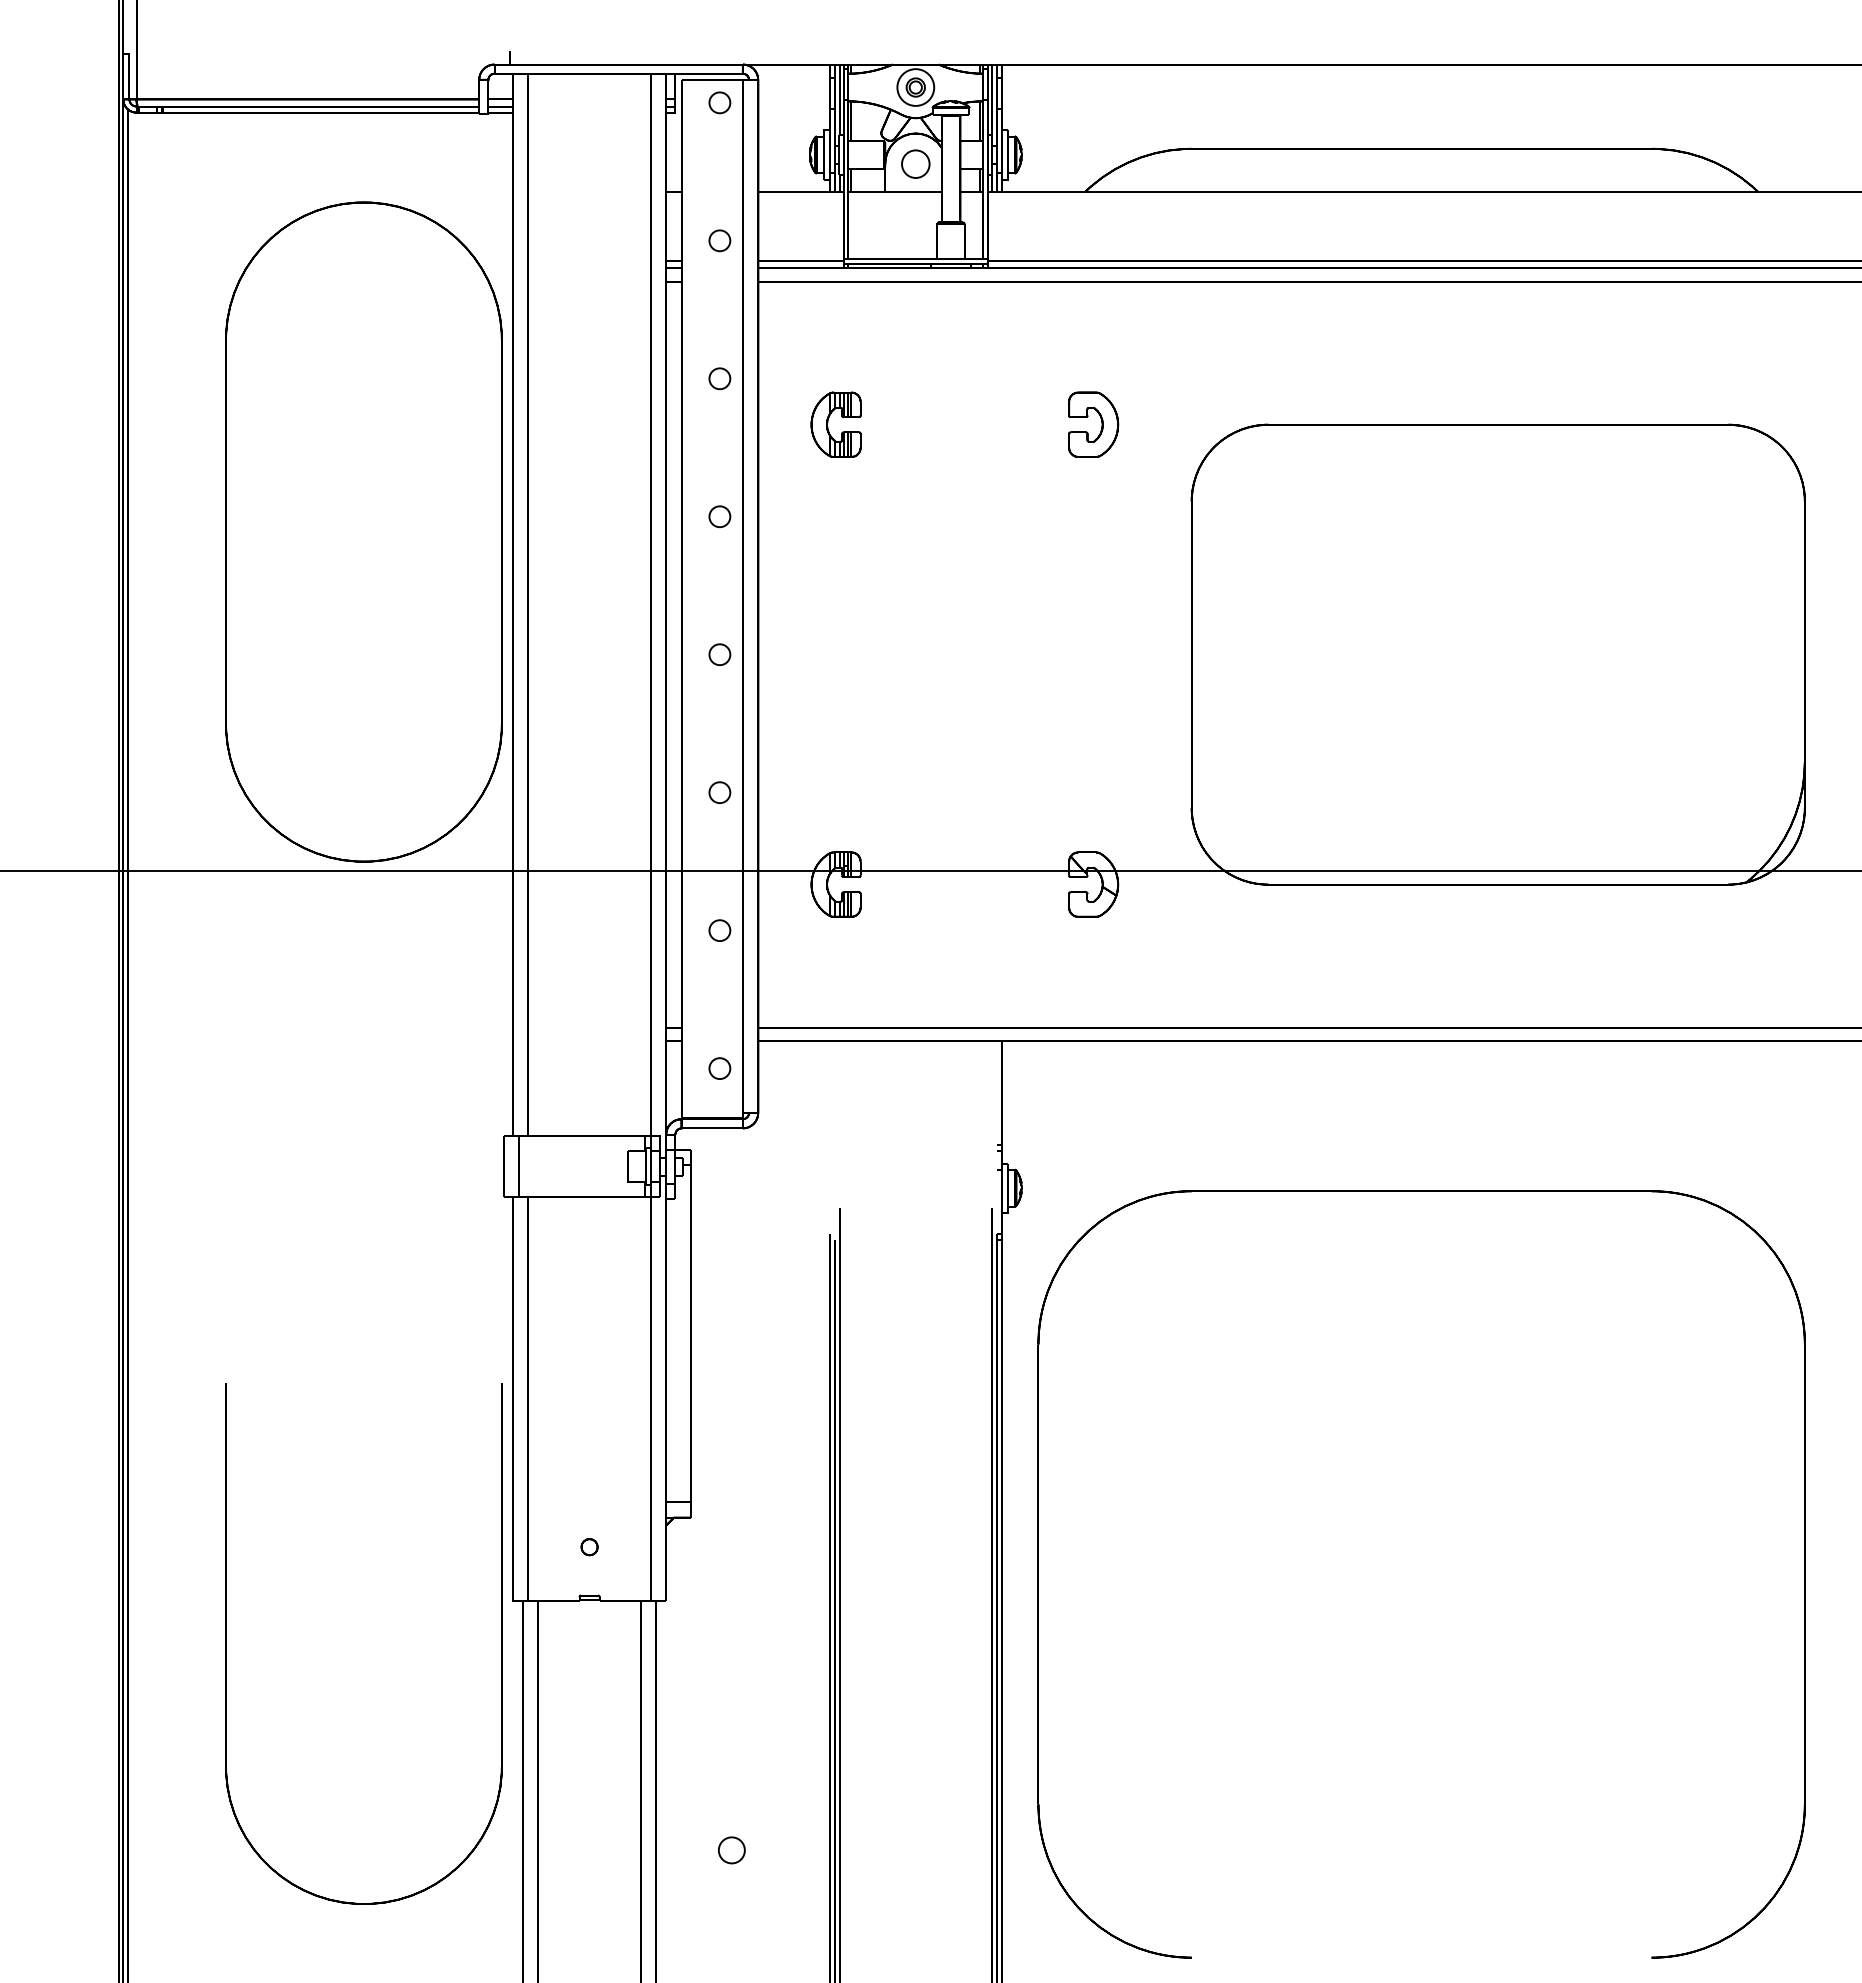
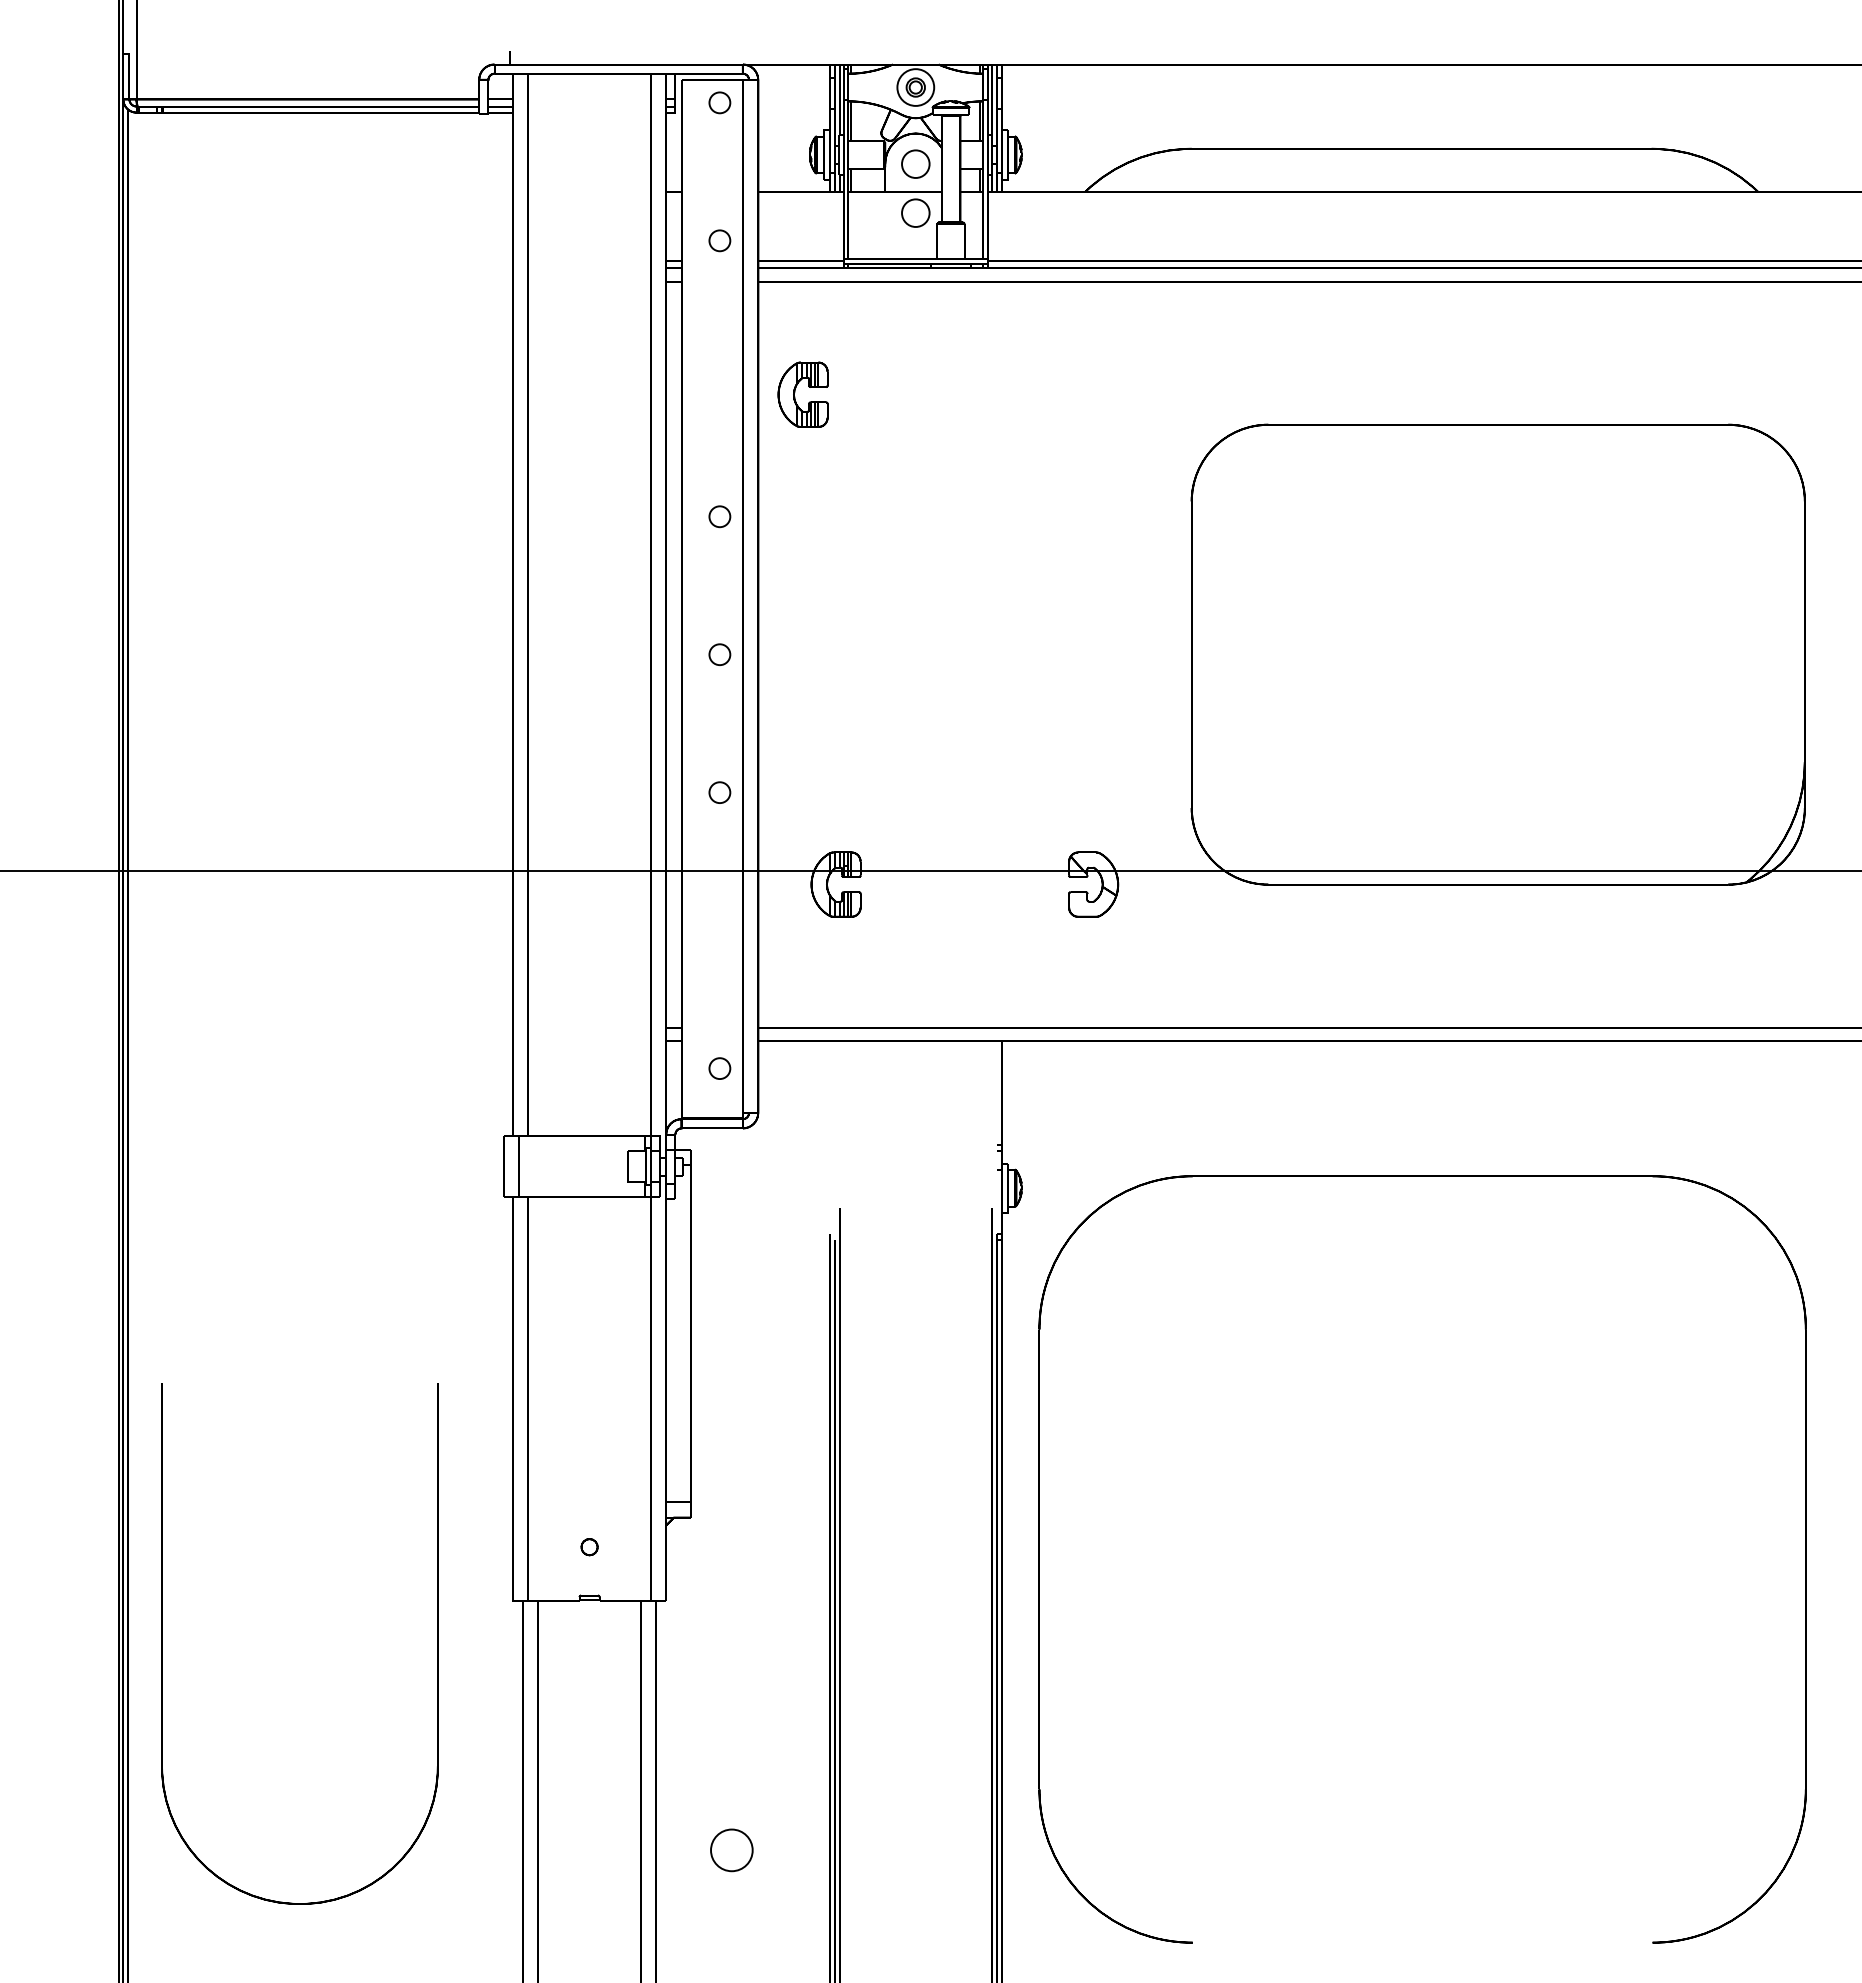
circle: none -> present (915, 212)
circle: present -> none (719, 378)
part position: (828, 422) -> (795, 392) (795, 392)
part: present -> none (1101, 424)
part: present -> none (363, 531)
circle: present -> none (719, 930)
part position: (1421, 1191) -> (1422, 1176) (1422, 1176)
part position: (226, 1643) -> (162, 1643) (162, 1643)
circle diameter: 26 px -> 42 px (731, 1850)
